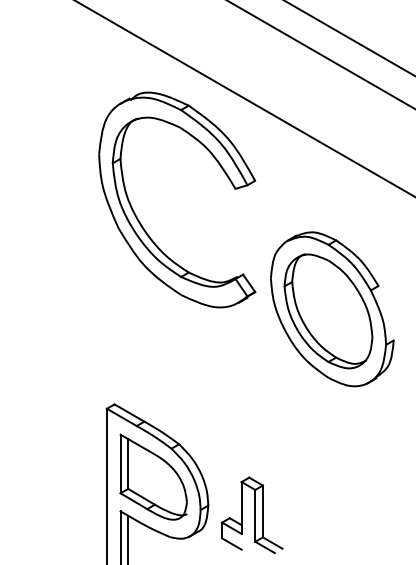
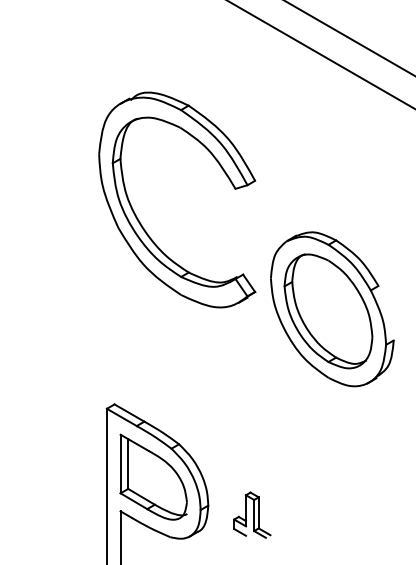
line: present -> none (244, 98)
part size: 63x78 px -> 39x48 px (252, 514)
line: present -> none (128, 537)
